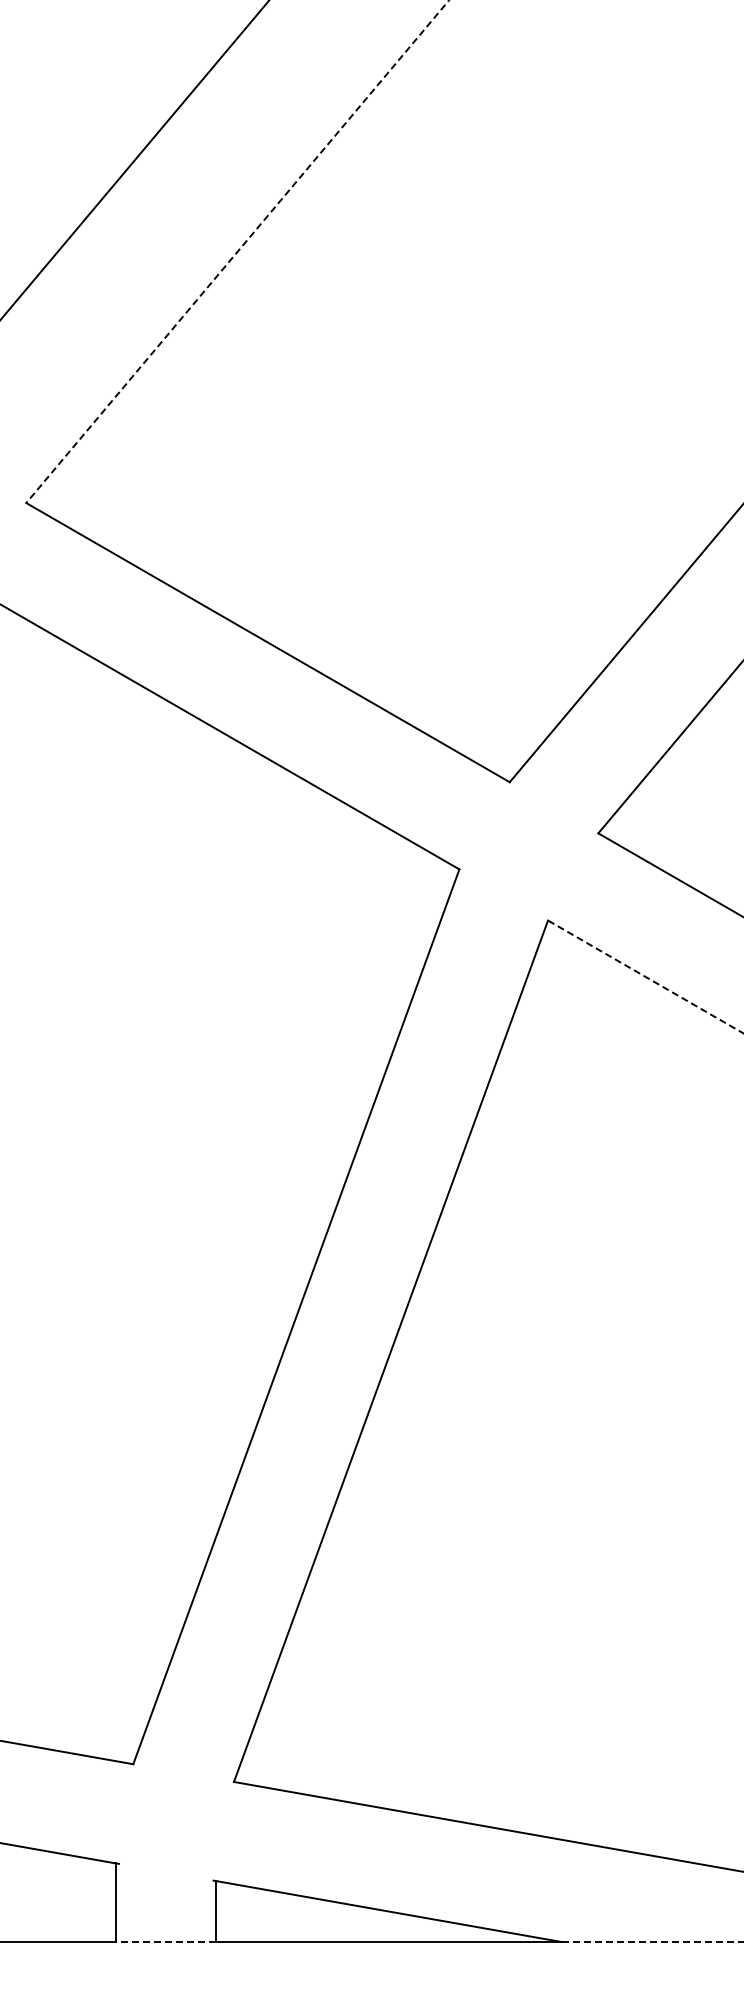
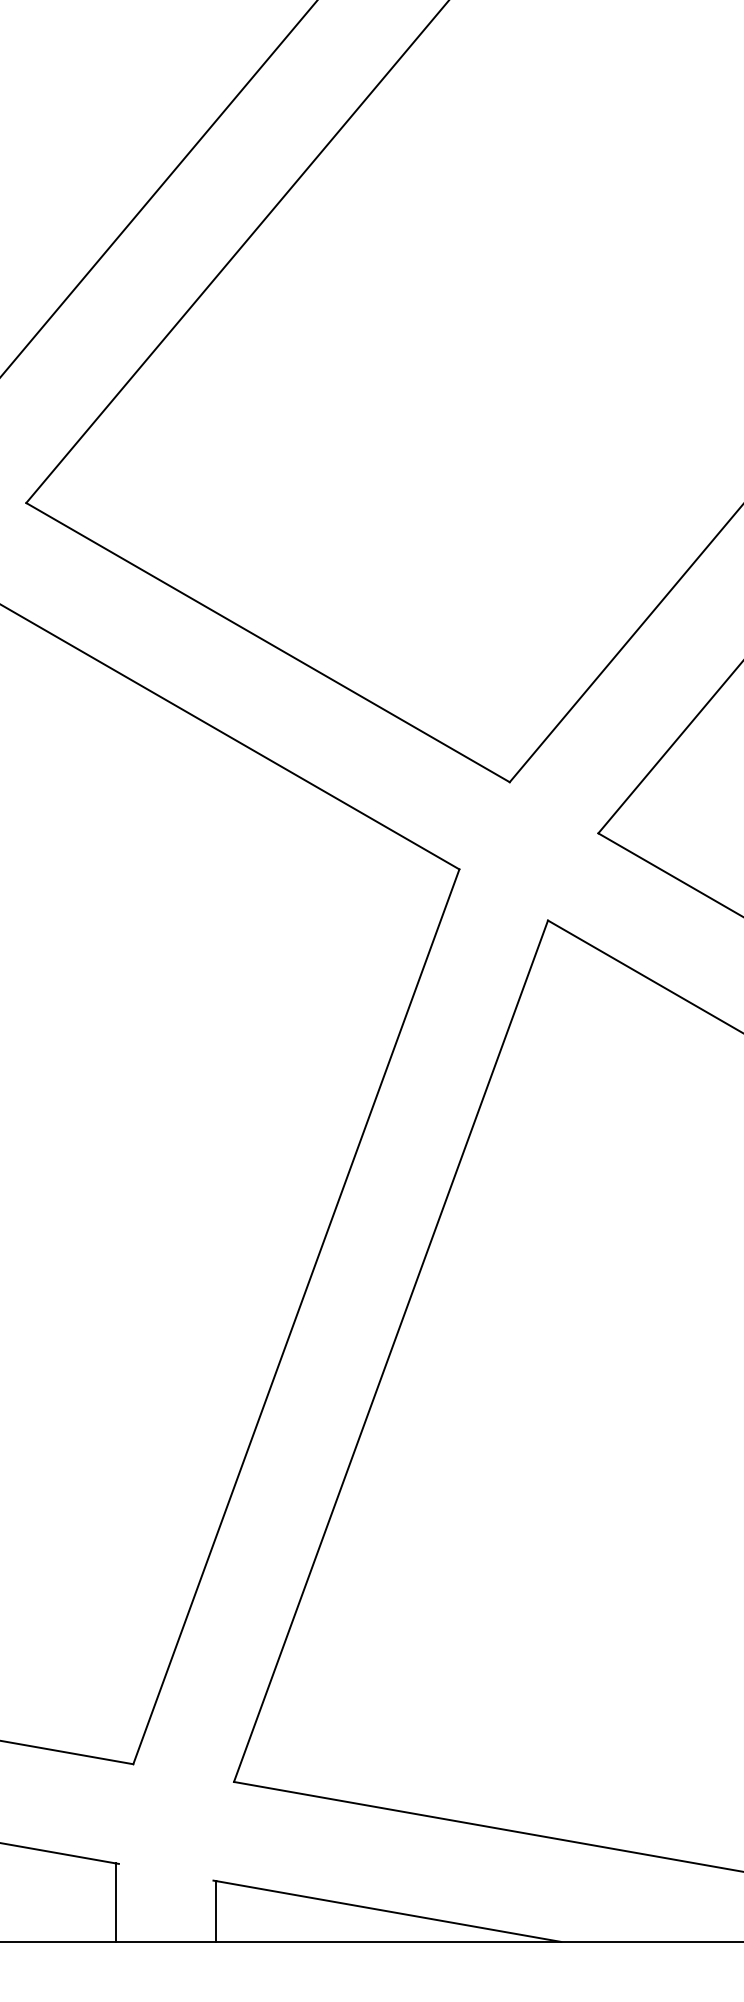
line position: (134, 159) -> (158, 188) (158, 188)
line: dashed -> solid (237, 252)
line: dashed -> solid (645, 976)
line: dashed -> solid (165, 1941)
line: dashed -> solid (652, 1941)
